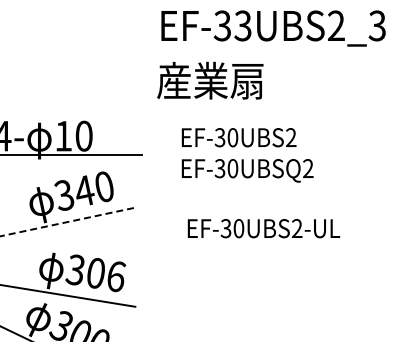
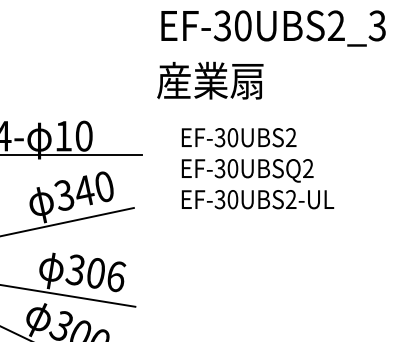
text: EF-33UBS2_3 -> EF-30UBS2_3 (242, 25)
line: dashed -> solid (66, 222)
text position: (263, 228) -> (257, 199) (257, 199)
